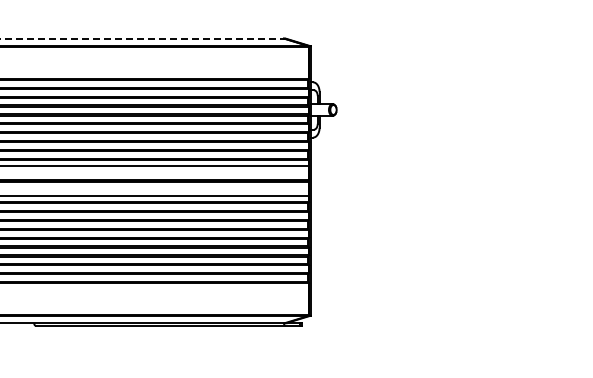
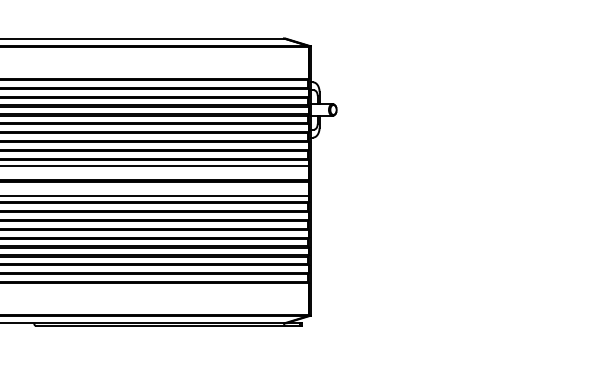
line: dashed -> solid (142, 38)
